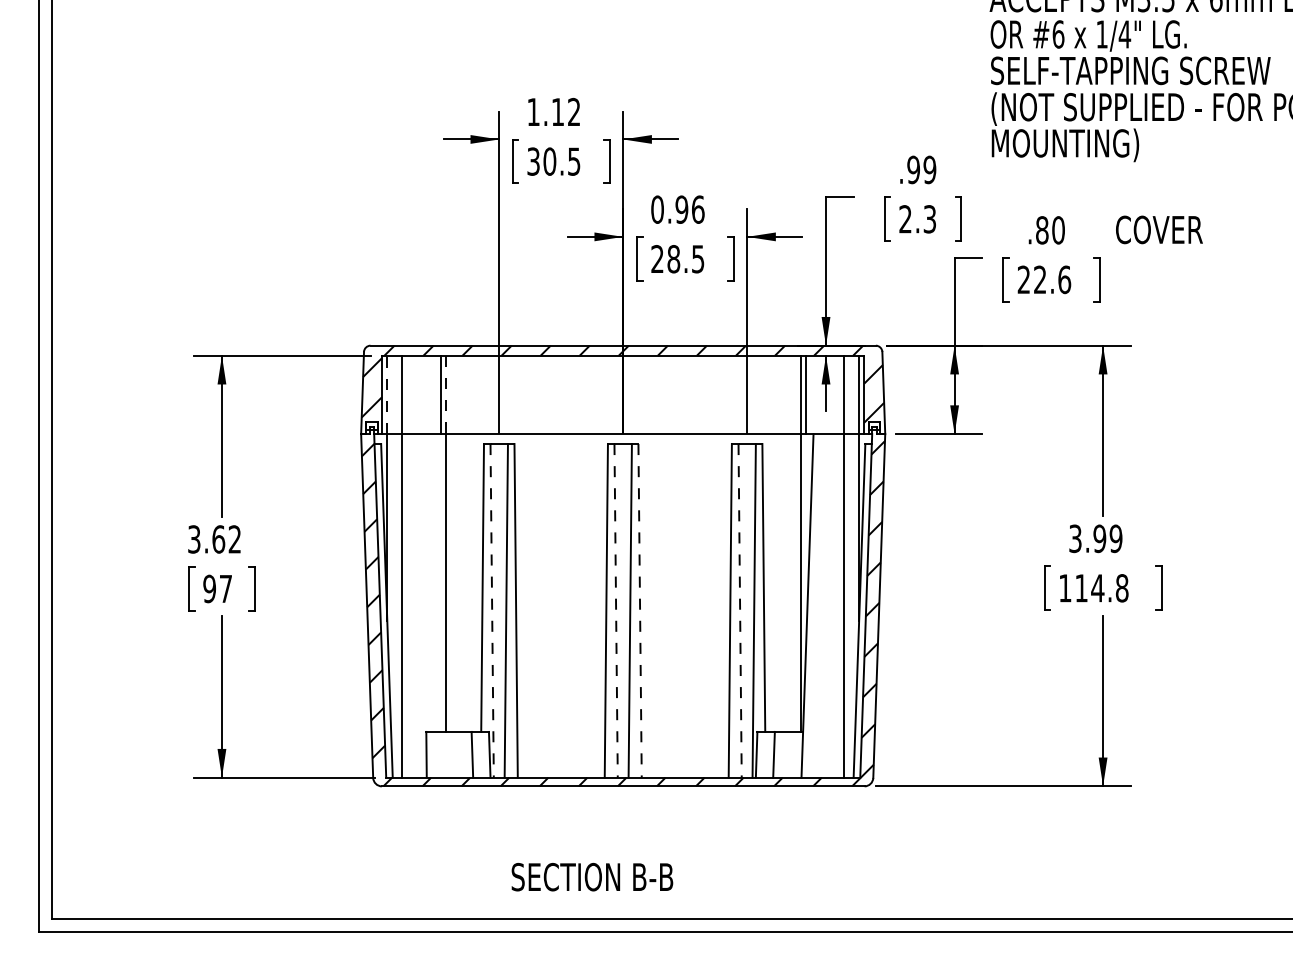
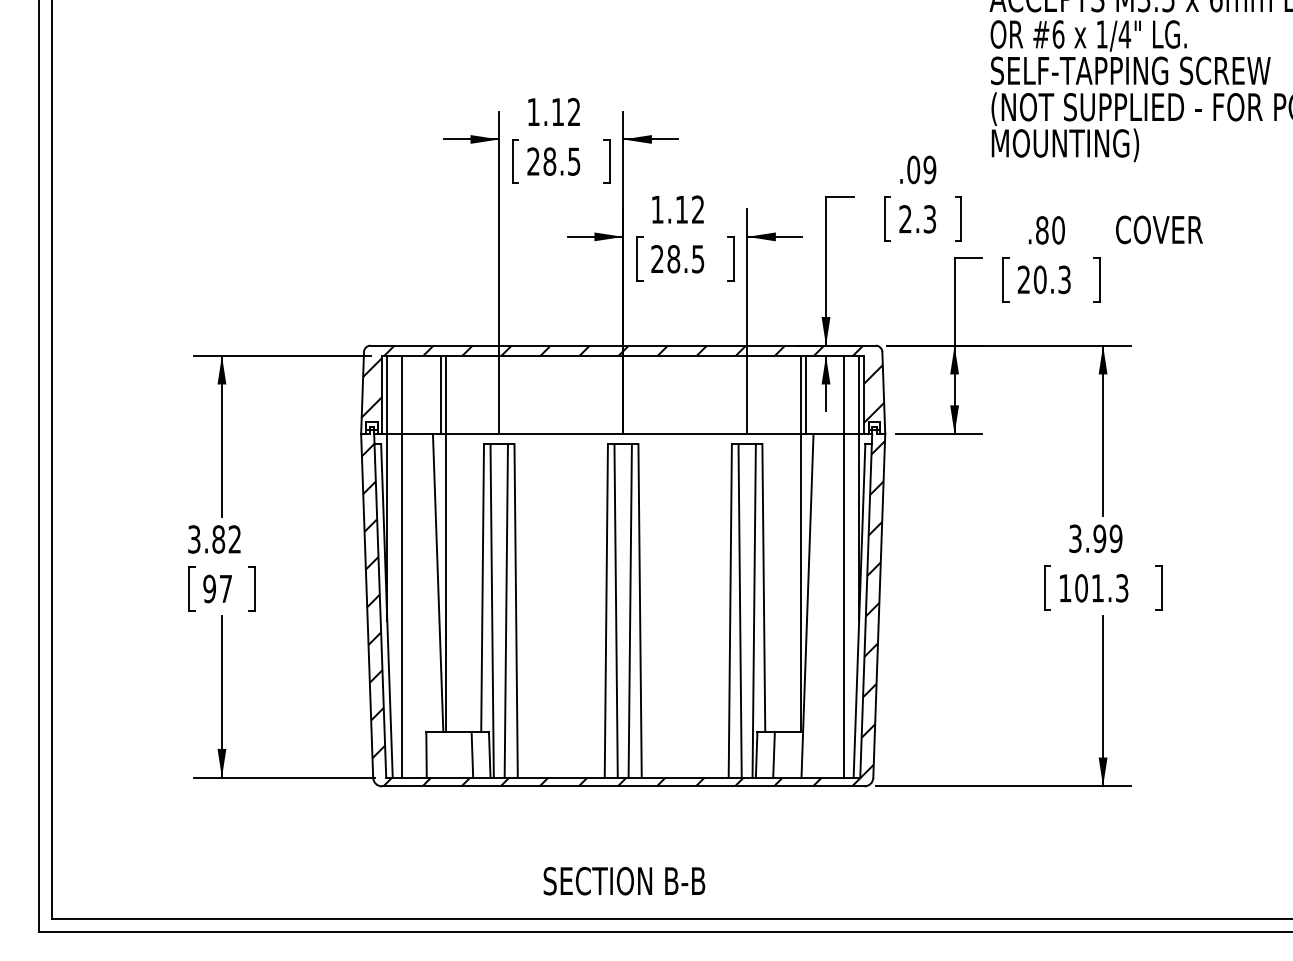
text: 30.5 -> 28.5 (541, 161)
text: .99 -> .09 (913, 169)
text: 0.96 -> 1.12 (677, 209)
text: 22.6 -> 20.3 (1052, 279)
line: dashed -> solid (387, 394)
line: dashed -> solid (445, 395)
text: 3.62 -> 3.82 (218, 539)
line: none -> present (437, 582)
text: 114.8 -> 101.3 (1101, 588)
line: dashed -> solid (492, 610)
line: dashed -> solid (616, 610)
line: dashed -> solid (640, 610)
line: dashed -> solid (740, 610)
text position: (592, 877) -> (624, 881) (624, 881)
